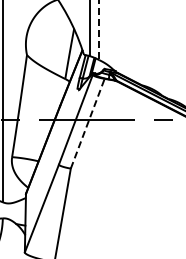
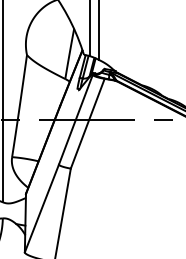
line: dashed -> solid (99, 30)
line: dashed -> solid (87, 123)
